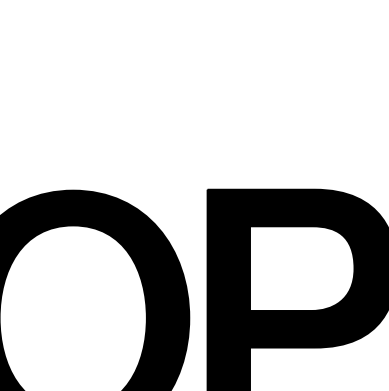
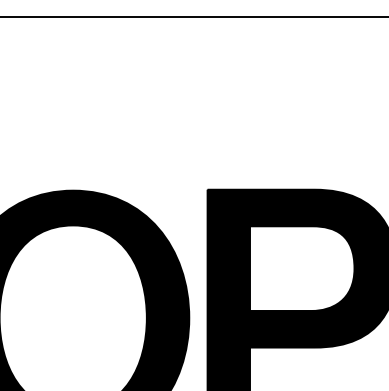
line: none -> present (193, 16)
